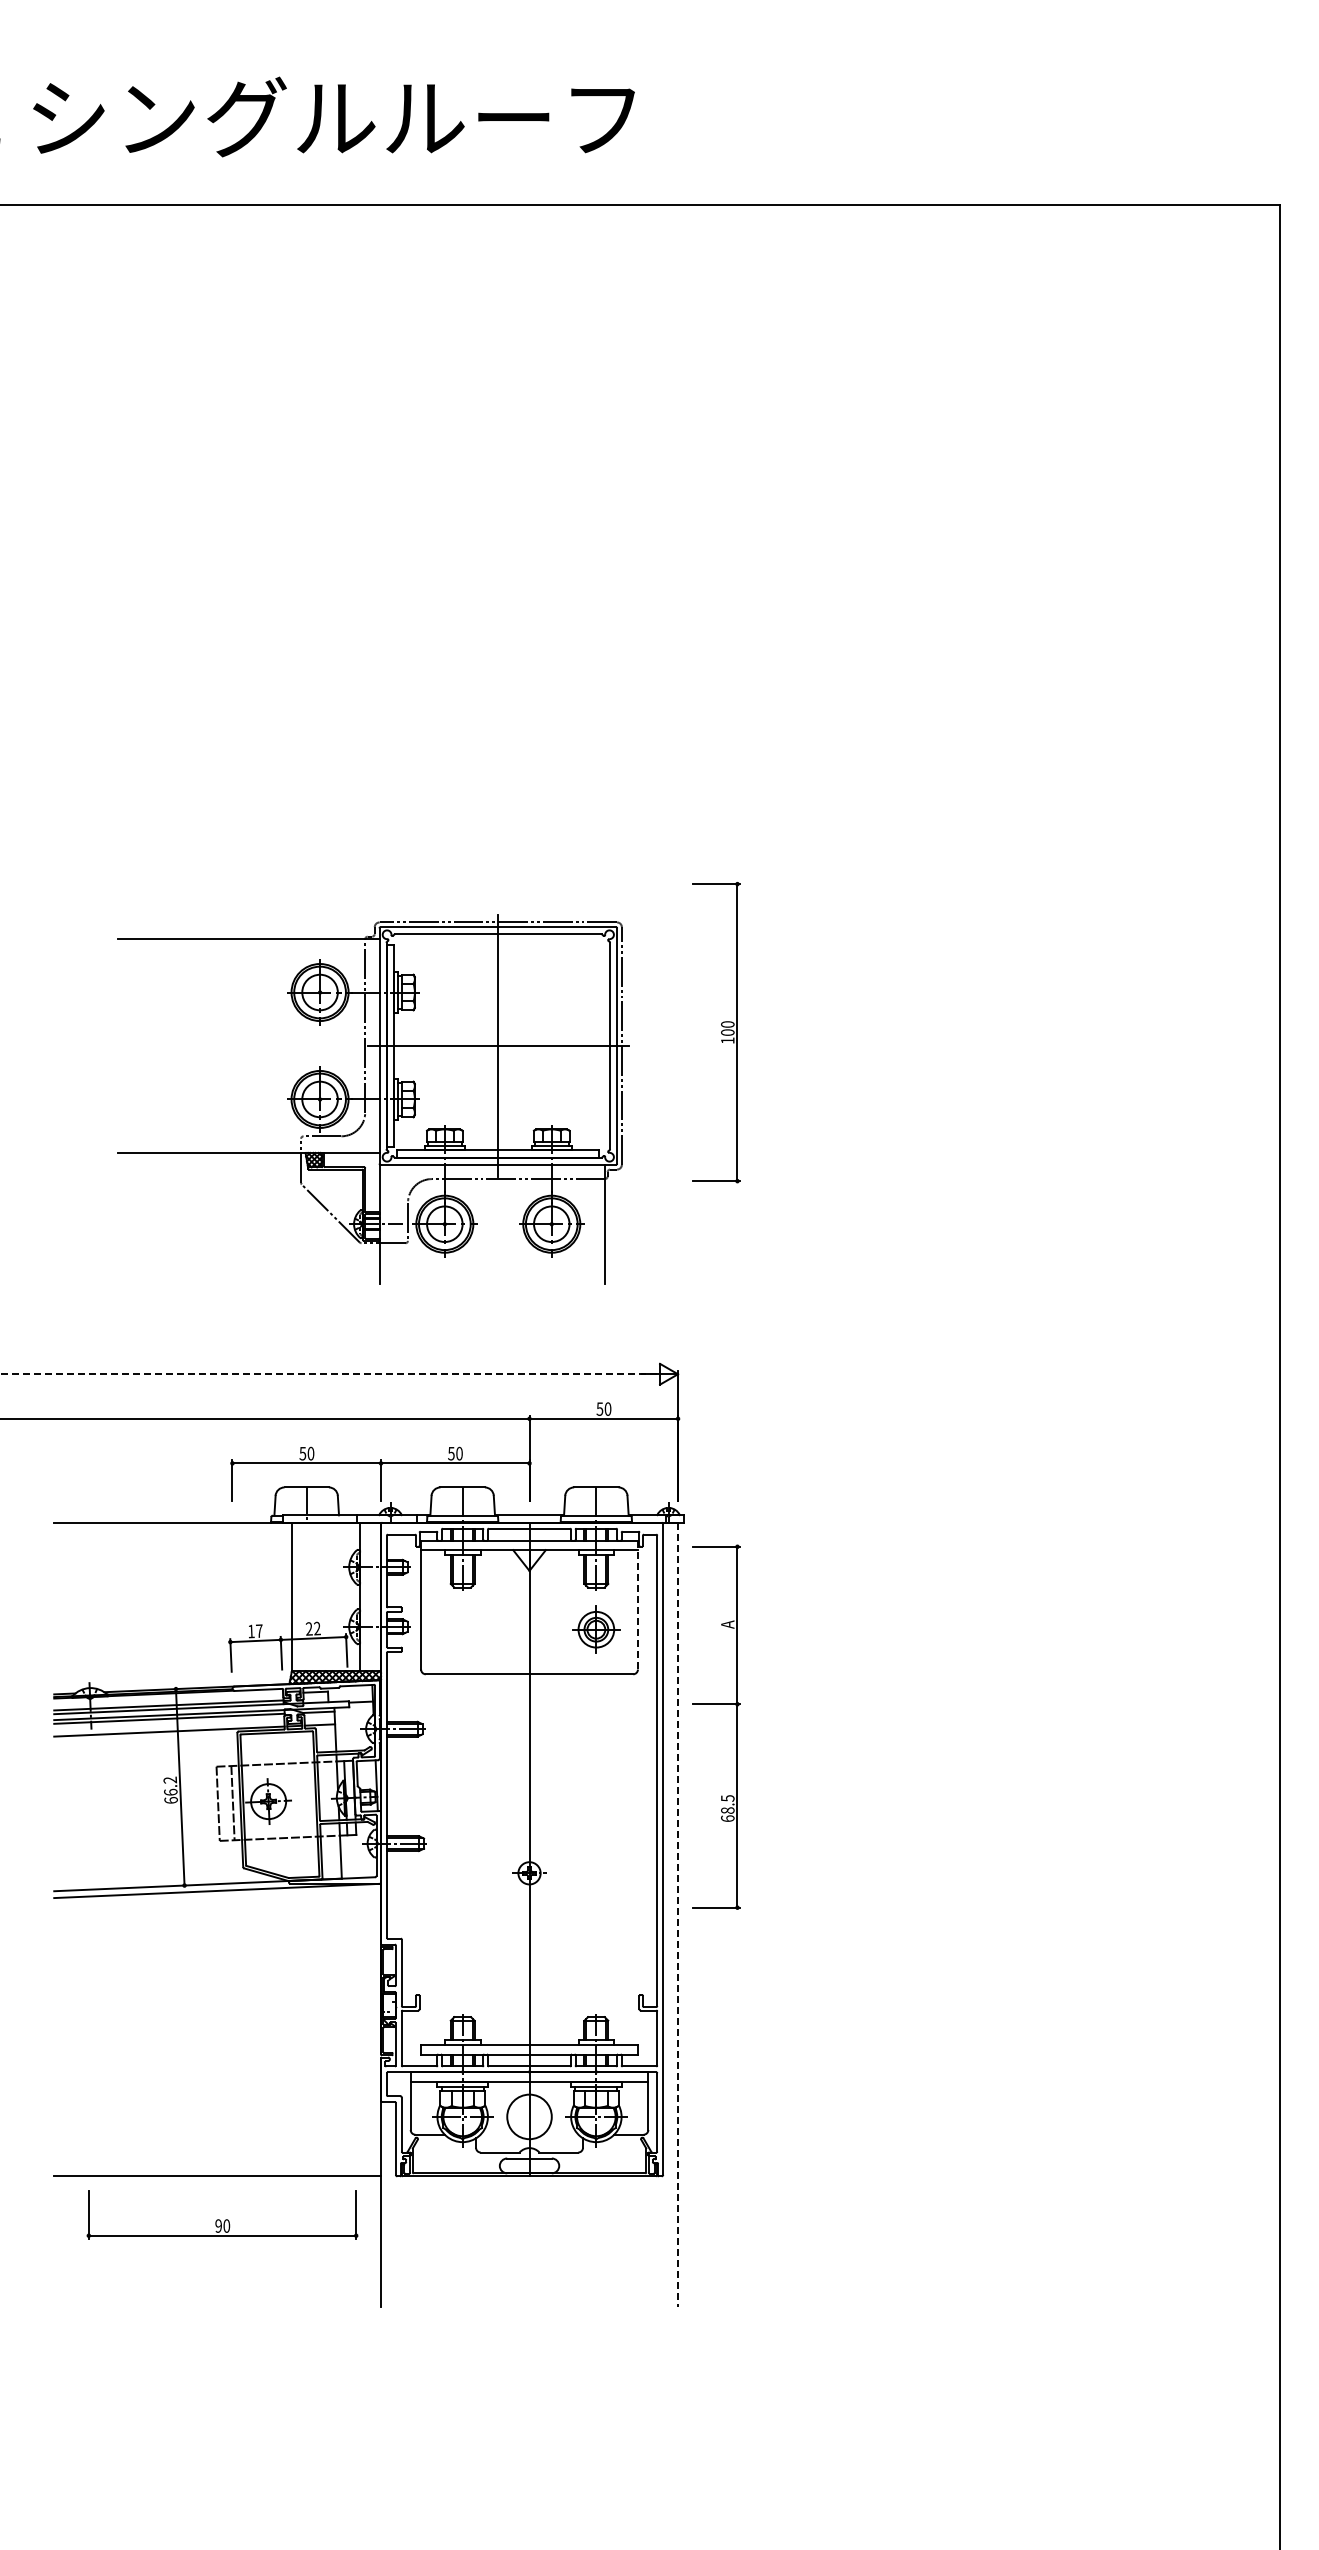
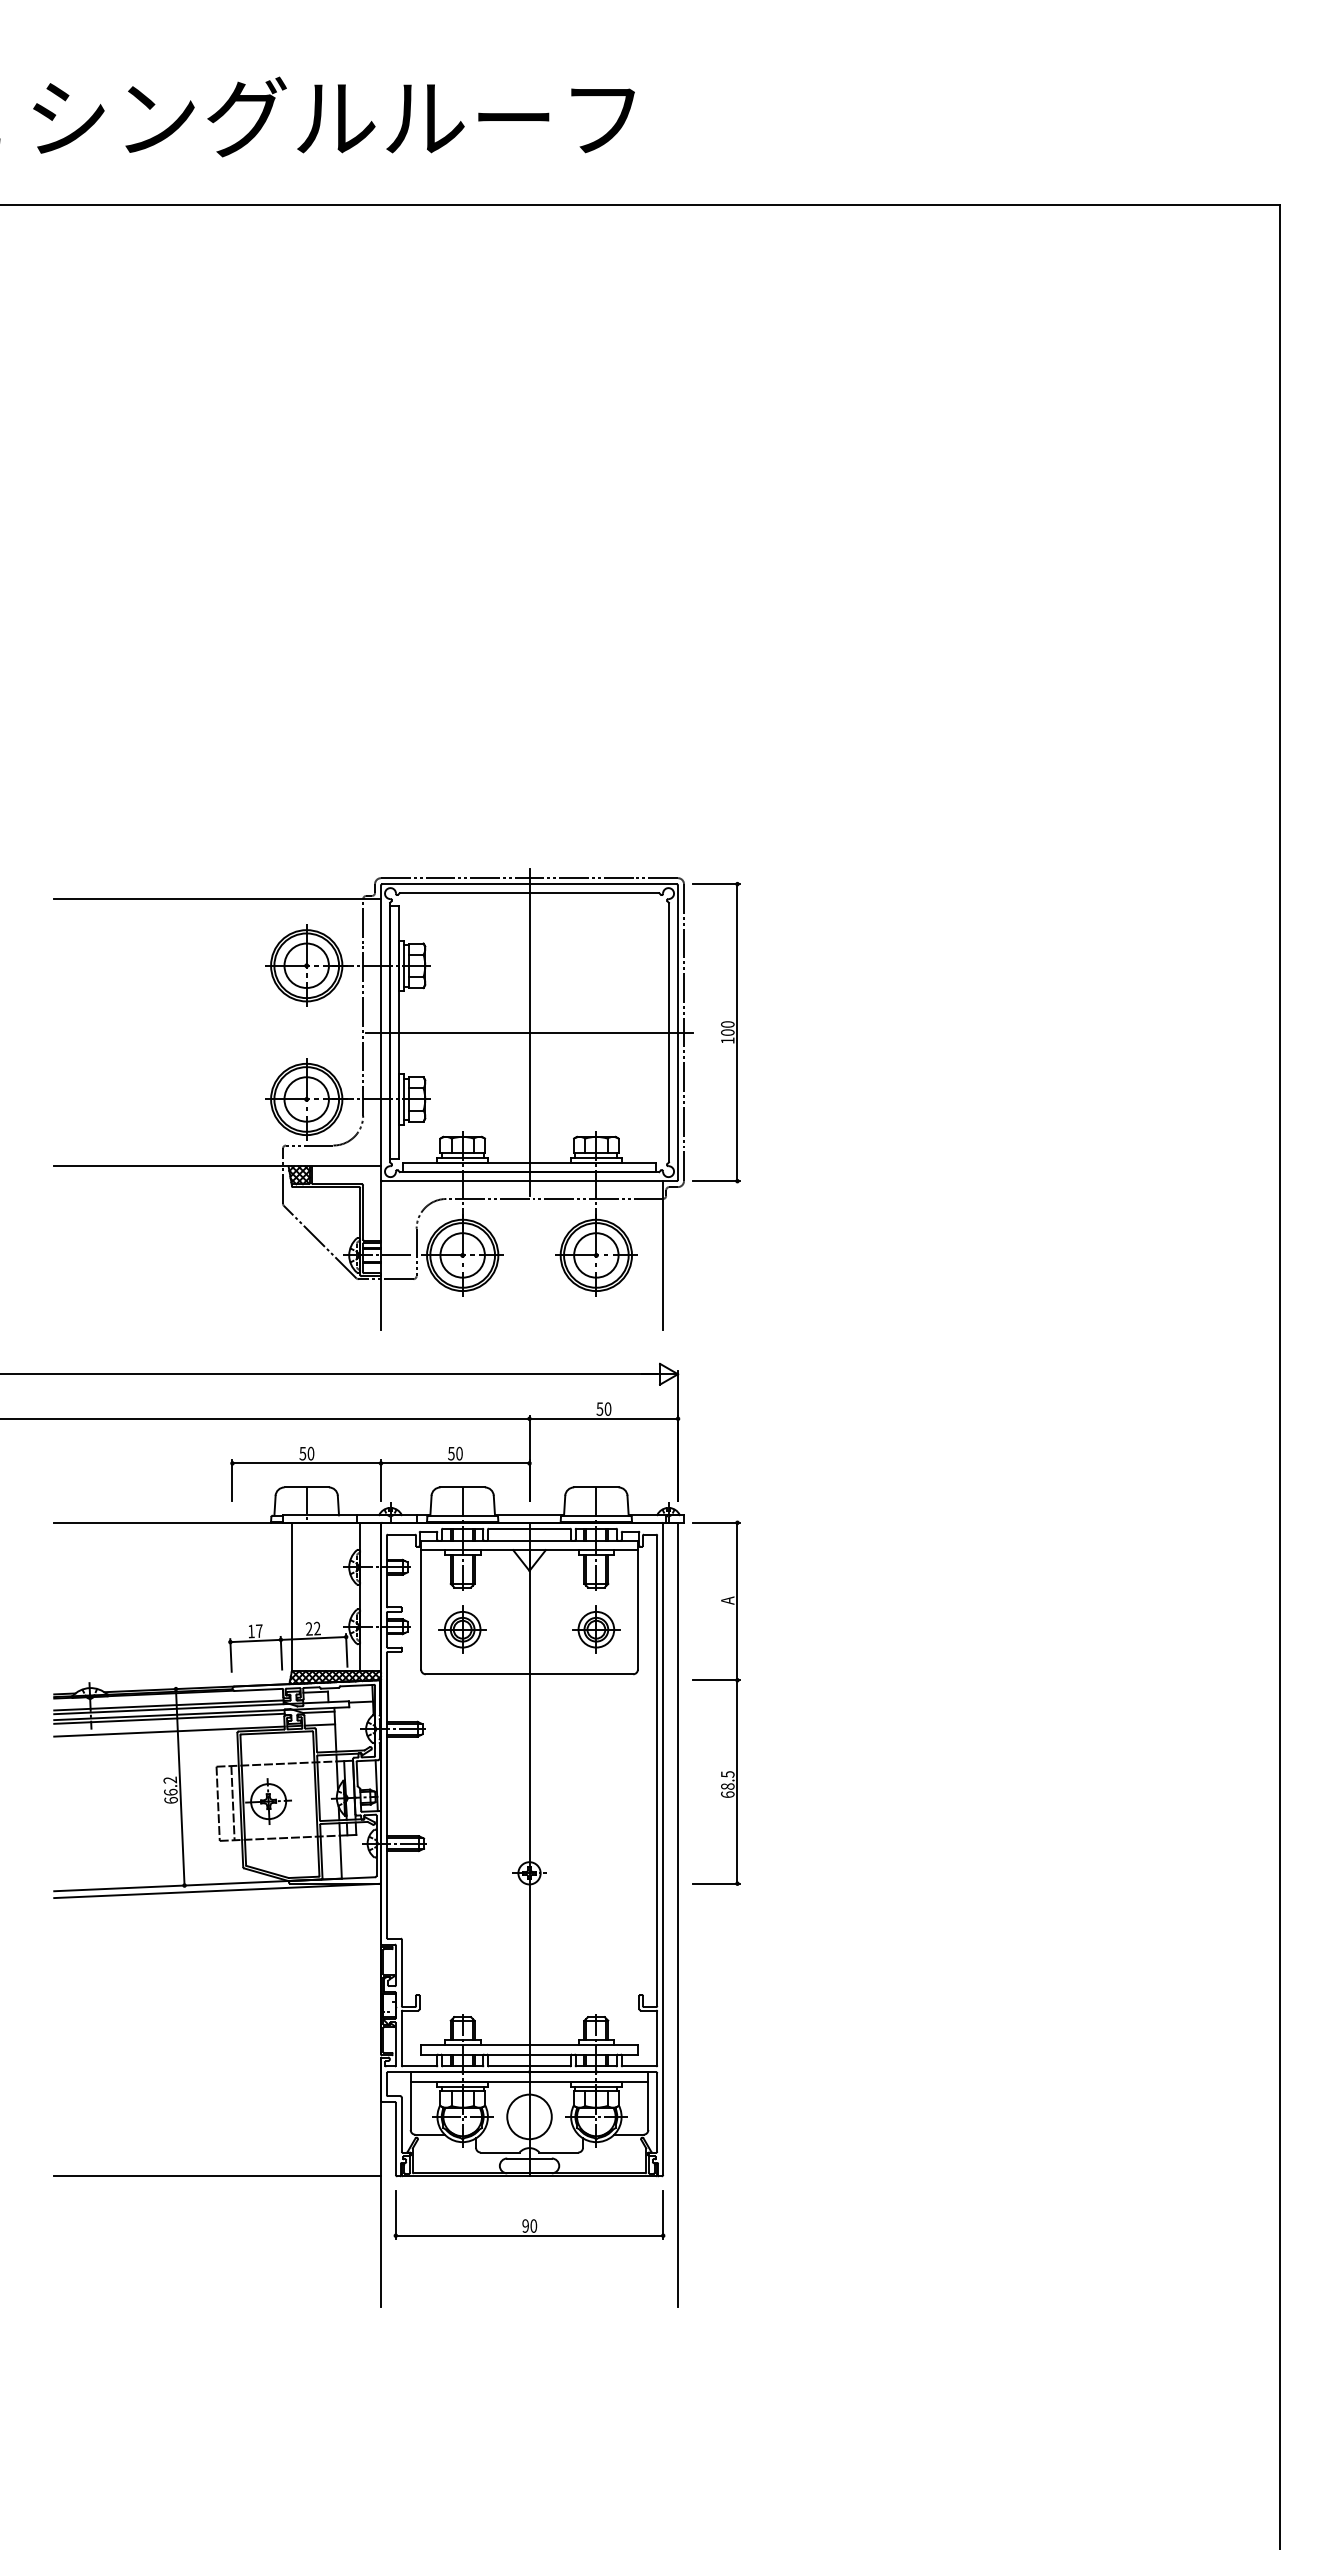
part size: 513x371 px -> 641x463 px (373, 1099)
line: dashed -> solid (328, 1374)
line: dashed -> solid (637, 1605)
part: none -> present (462, 1629)
part position: (736, 1726) -> (736, 1702) (736, 1702)
line: dashed -> solid (678, 1915)
part position: (222, 2214) -> (529, 2214) (529, 2214)
